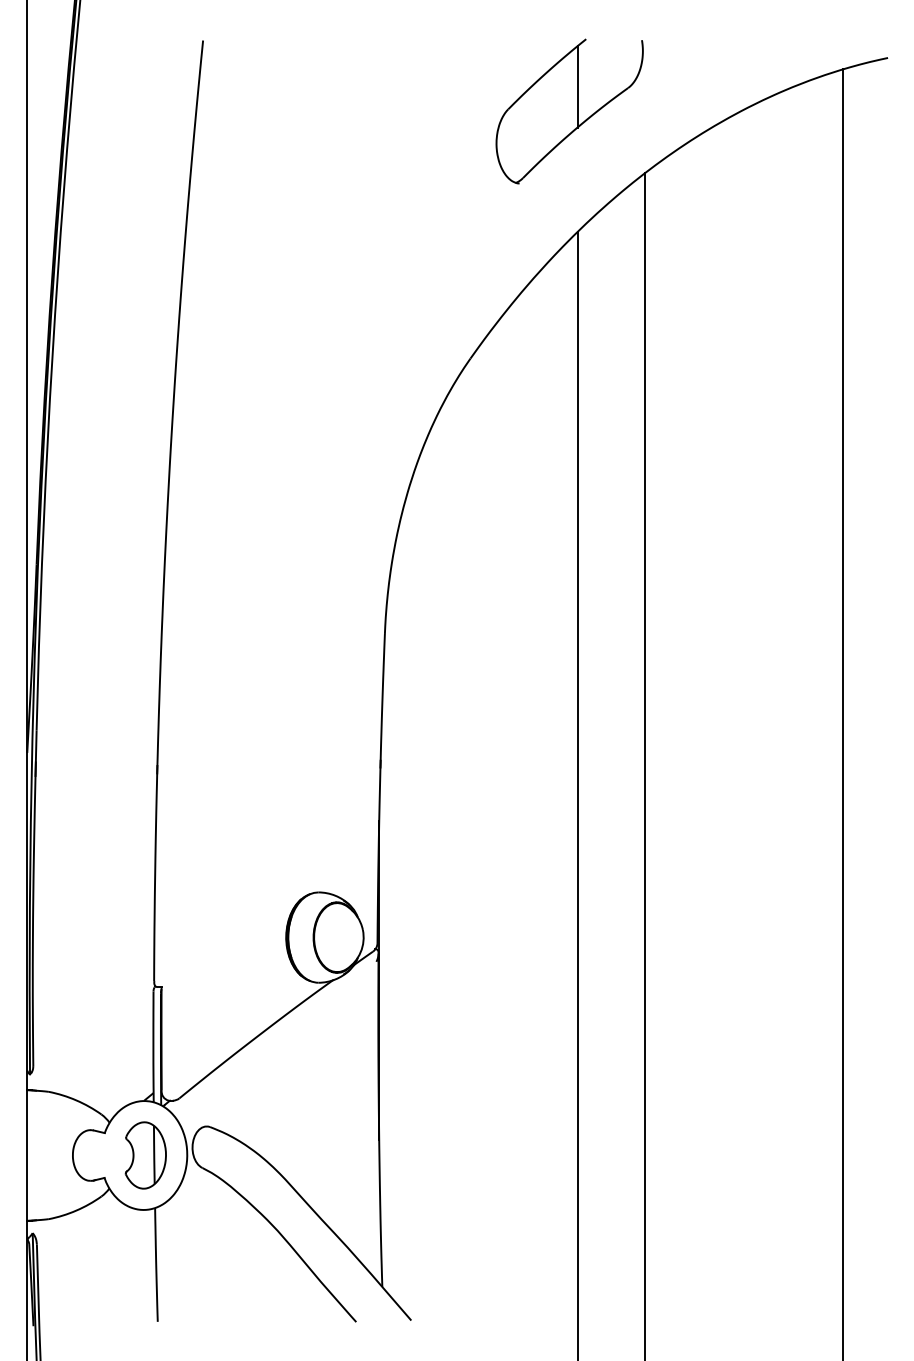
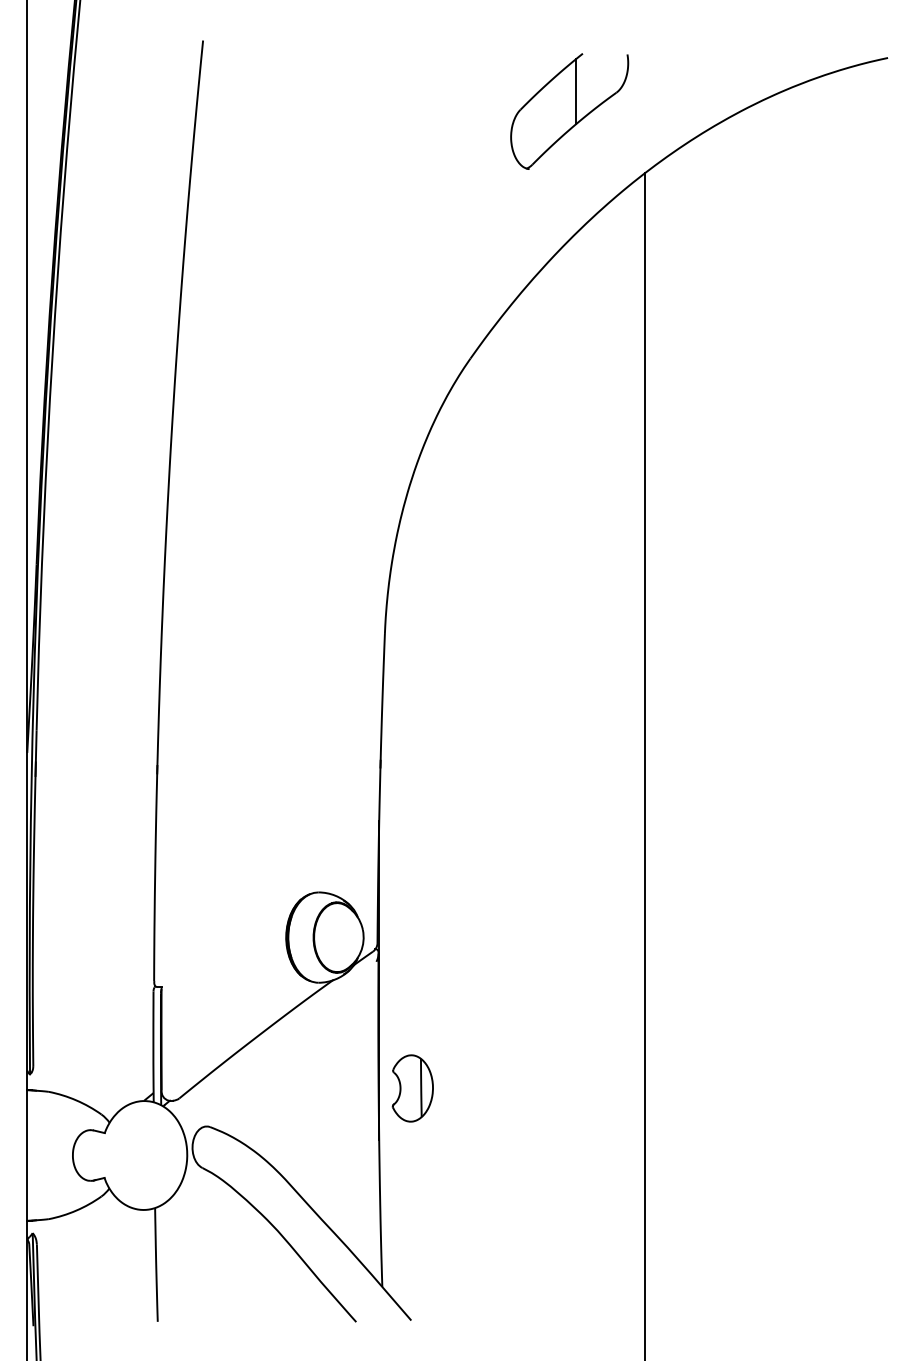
part size: 149x147 px -> 120x117 px (569, 111)
line: present -> none (843, 713)
line: present -> none (577, 794)
part position: (145, 1155) -> (412, 1088) (412, 1088)
